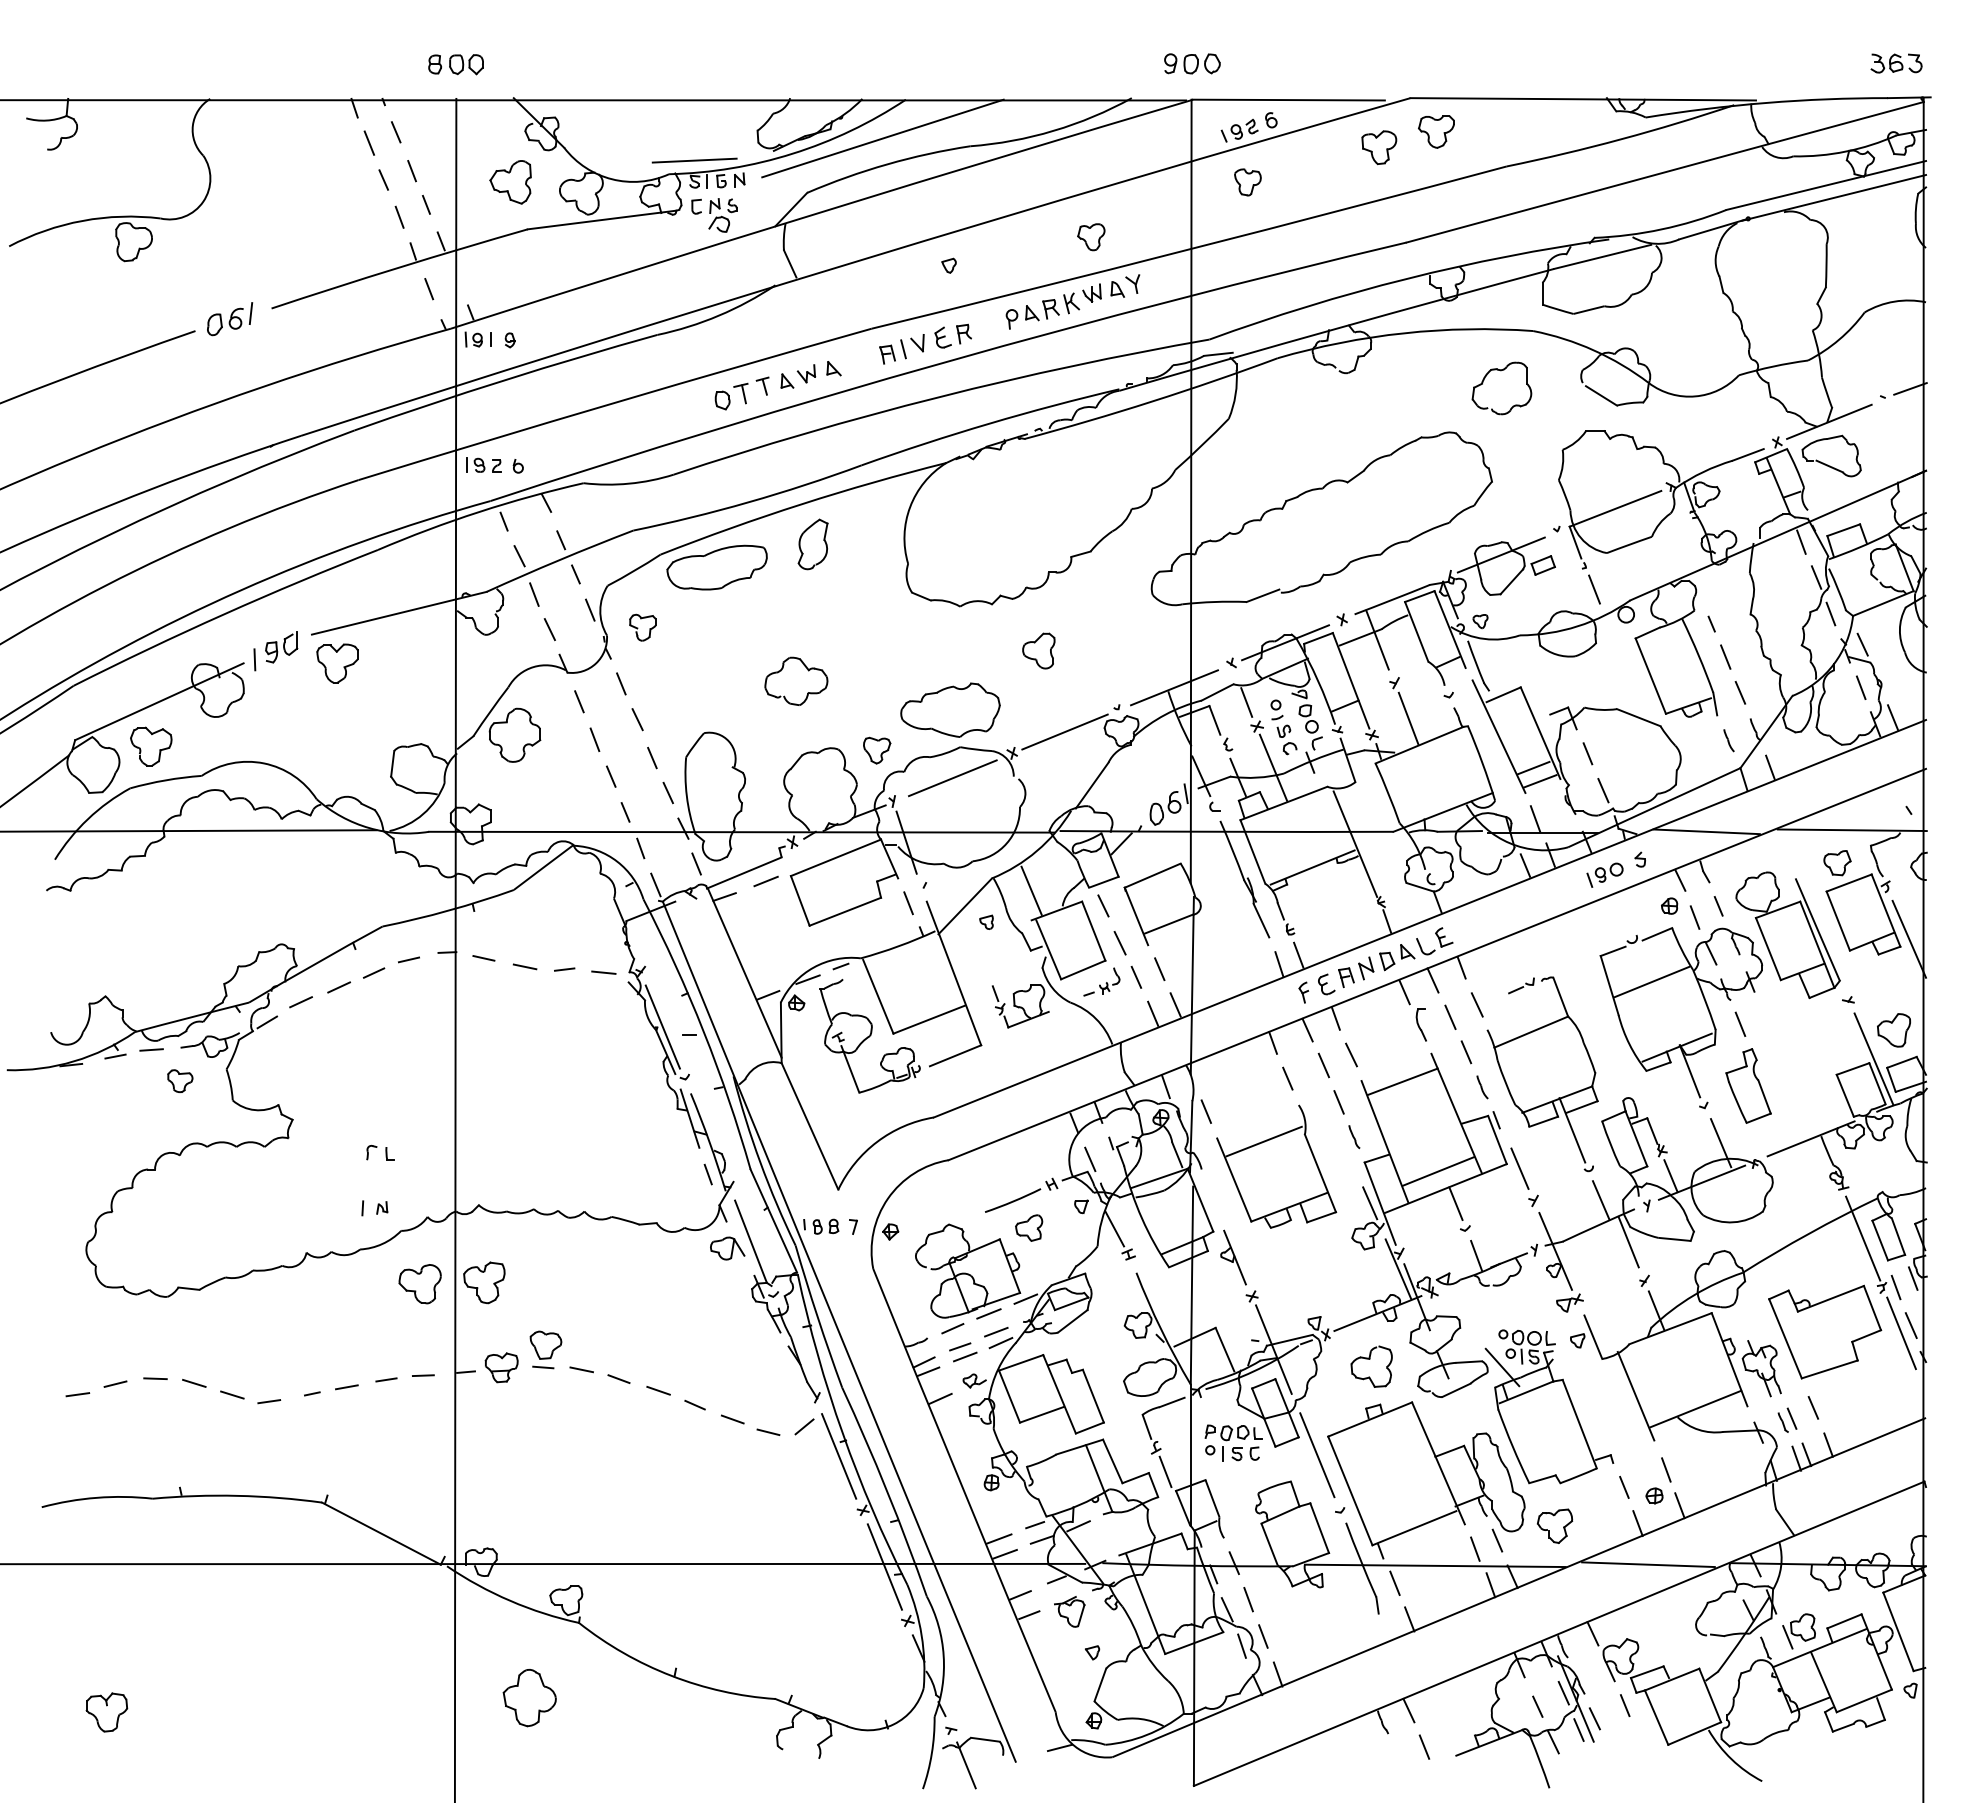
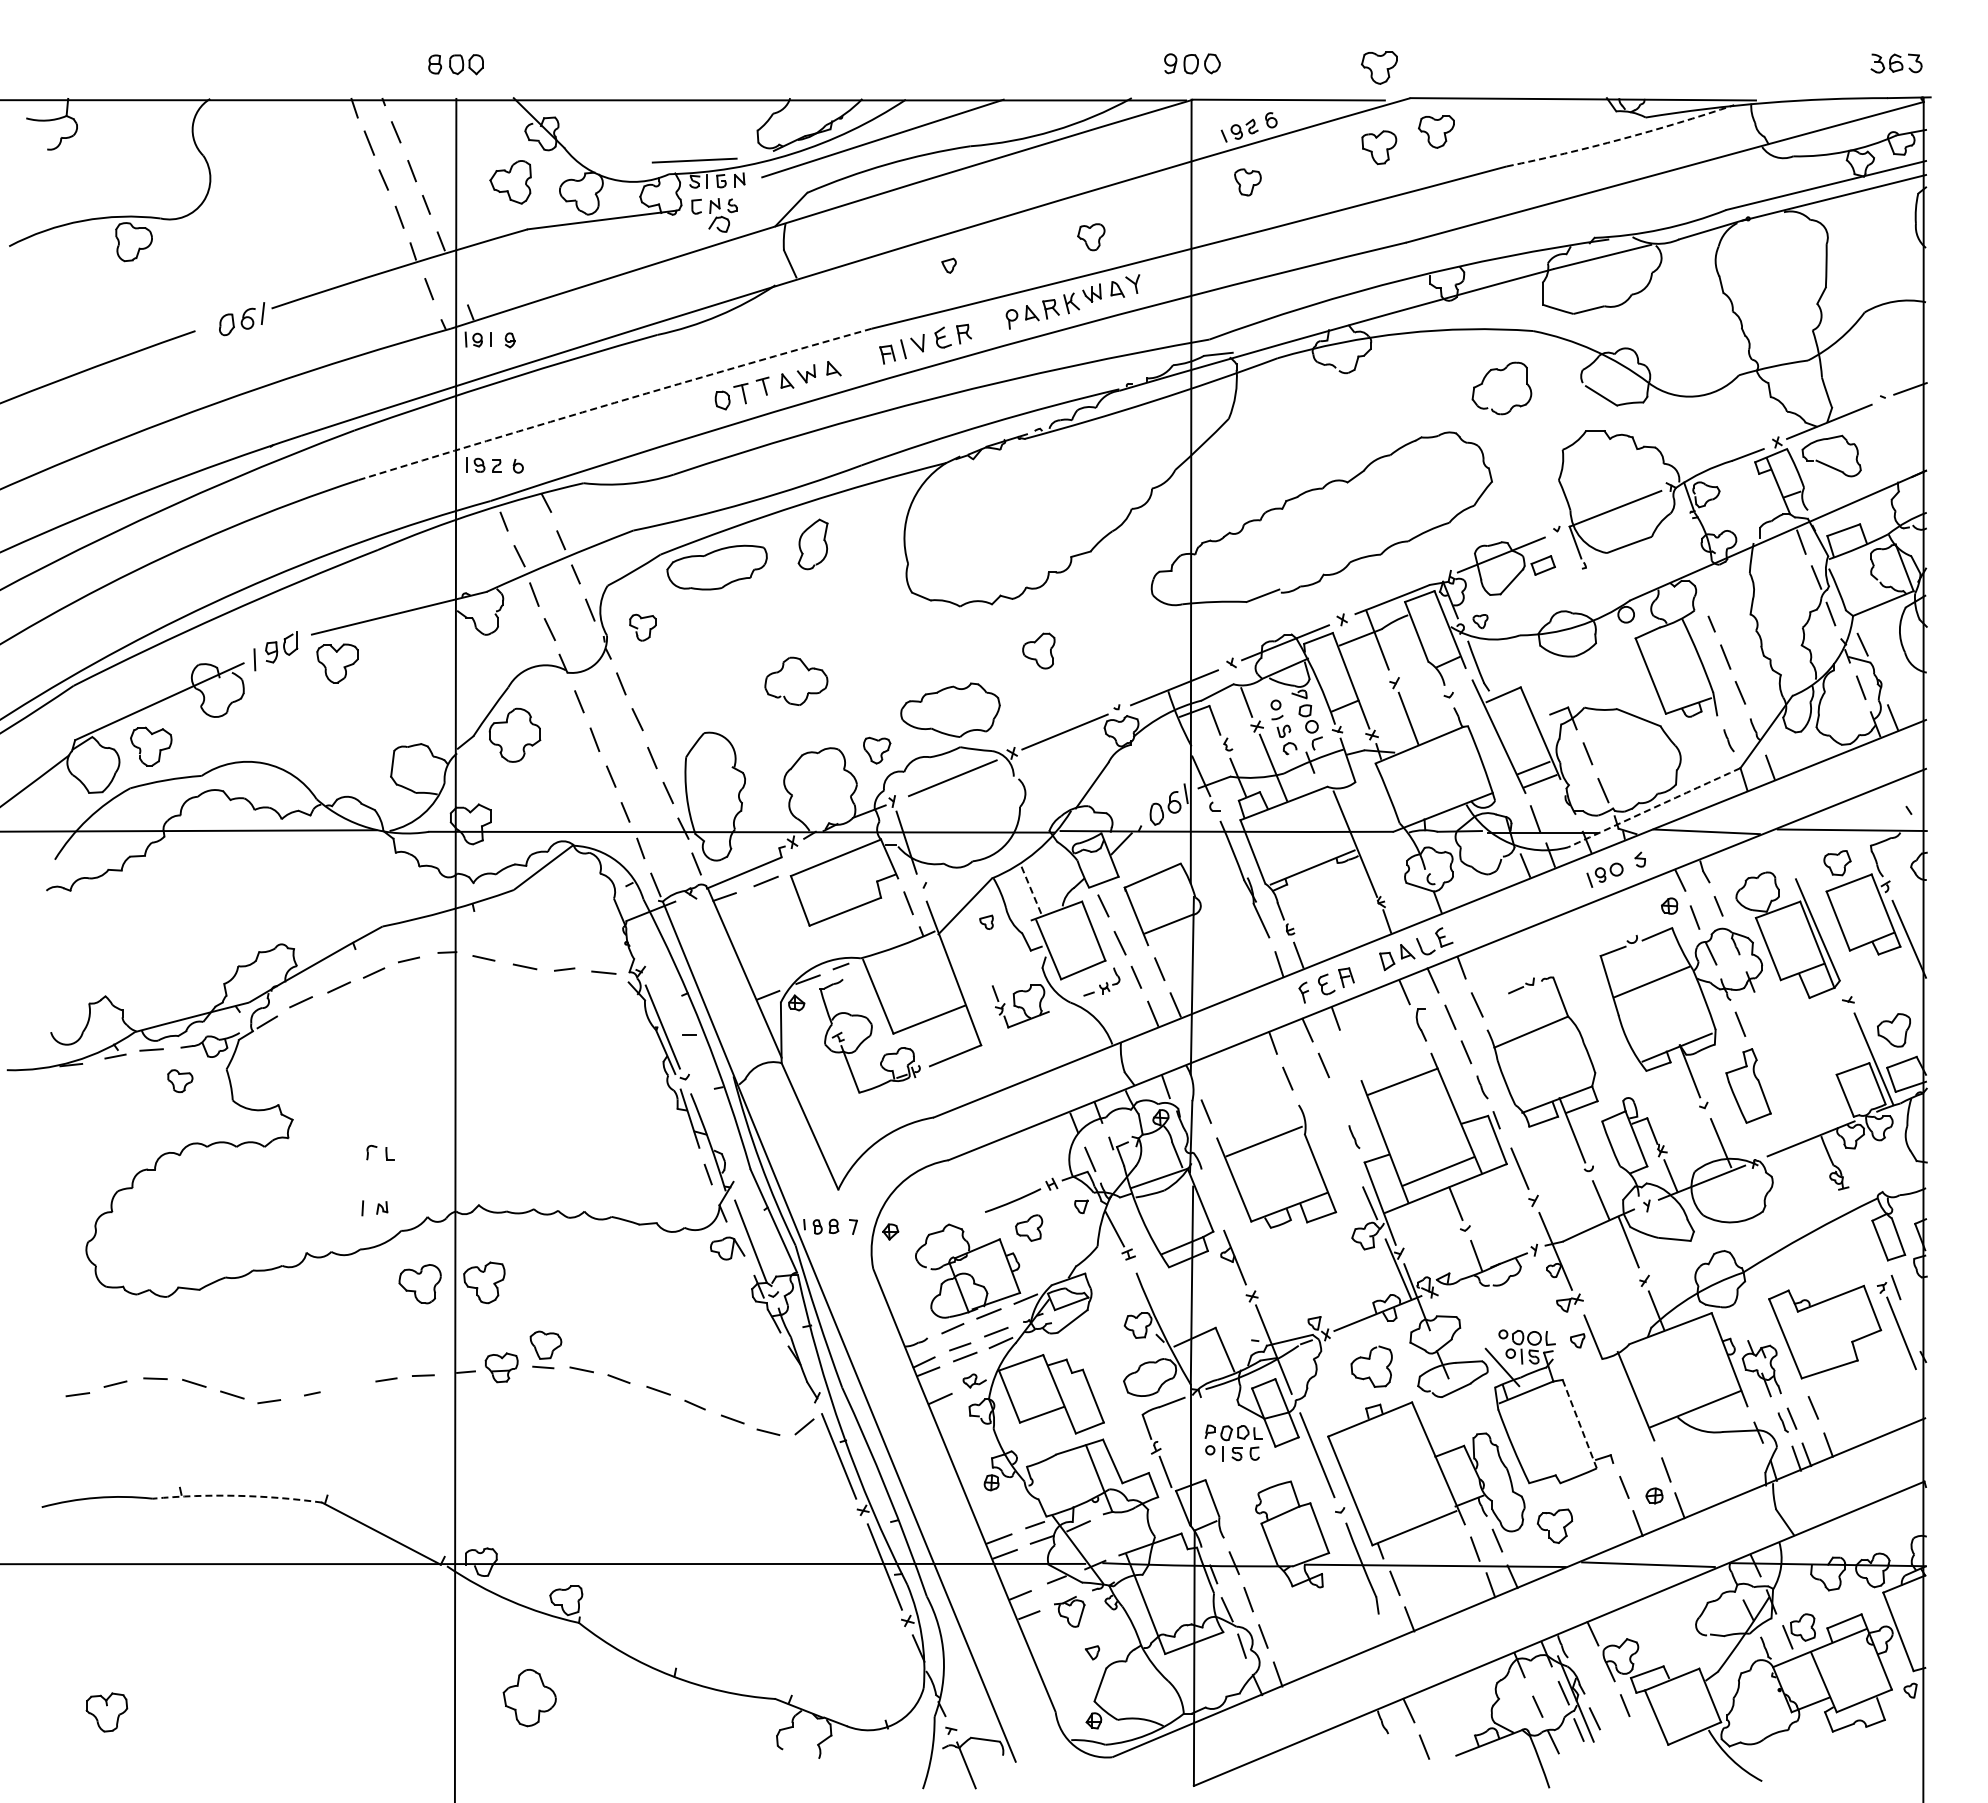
part: none -> present (1379, 67)
arc: solid -> dashed (1621, 139)
part position: (230, 319) -> (242, 319) (242, 319)
arc: solid -> dashed (614, 402)
line: present -> none (1594, 589)
arc: solid -> dashed (1654, 807)
line: solid -> dashed (1031, 891)
part: present -> none (1366, 968)
line: present -> none (1351, 1054)
line: present -> none (1338, 1102)
line: present -> none (1863, 1238)
line: present -> none (1912, 1278)
line: present -> none (1910, 1325)
line: present -> none (346, 1387)
line: solid -> dashed (1579, 1424)
arc: solid -> dashed (237, 1495)
line: present -> none (1059, 1747)
